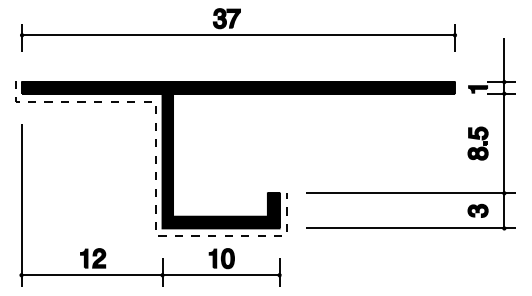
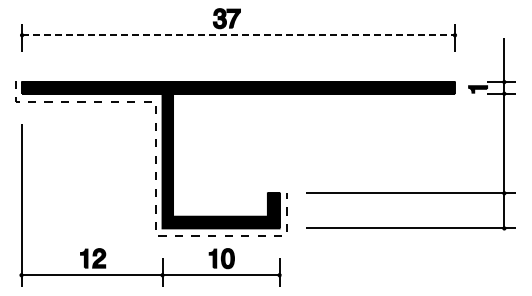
line: solid -> dashed (238, 35)
part: present -> none (477, 143)
part: present -> none (477, 210)
